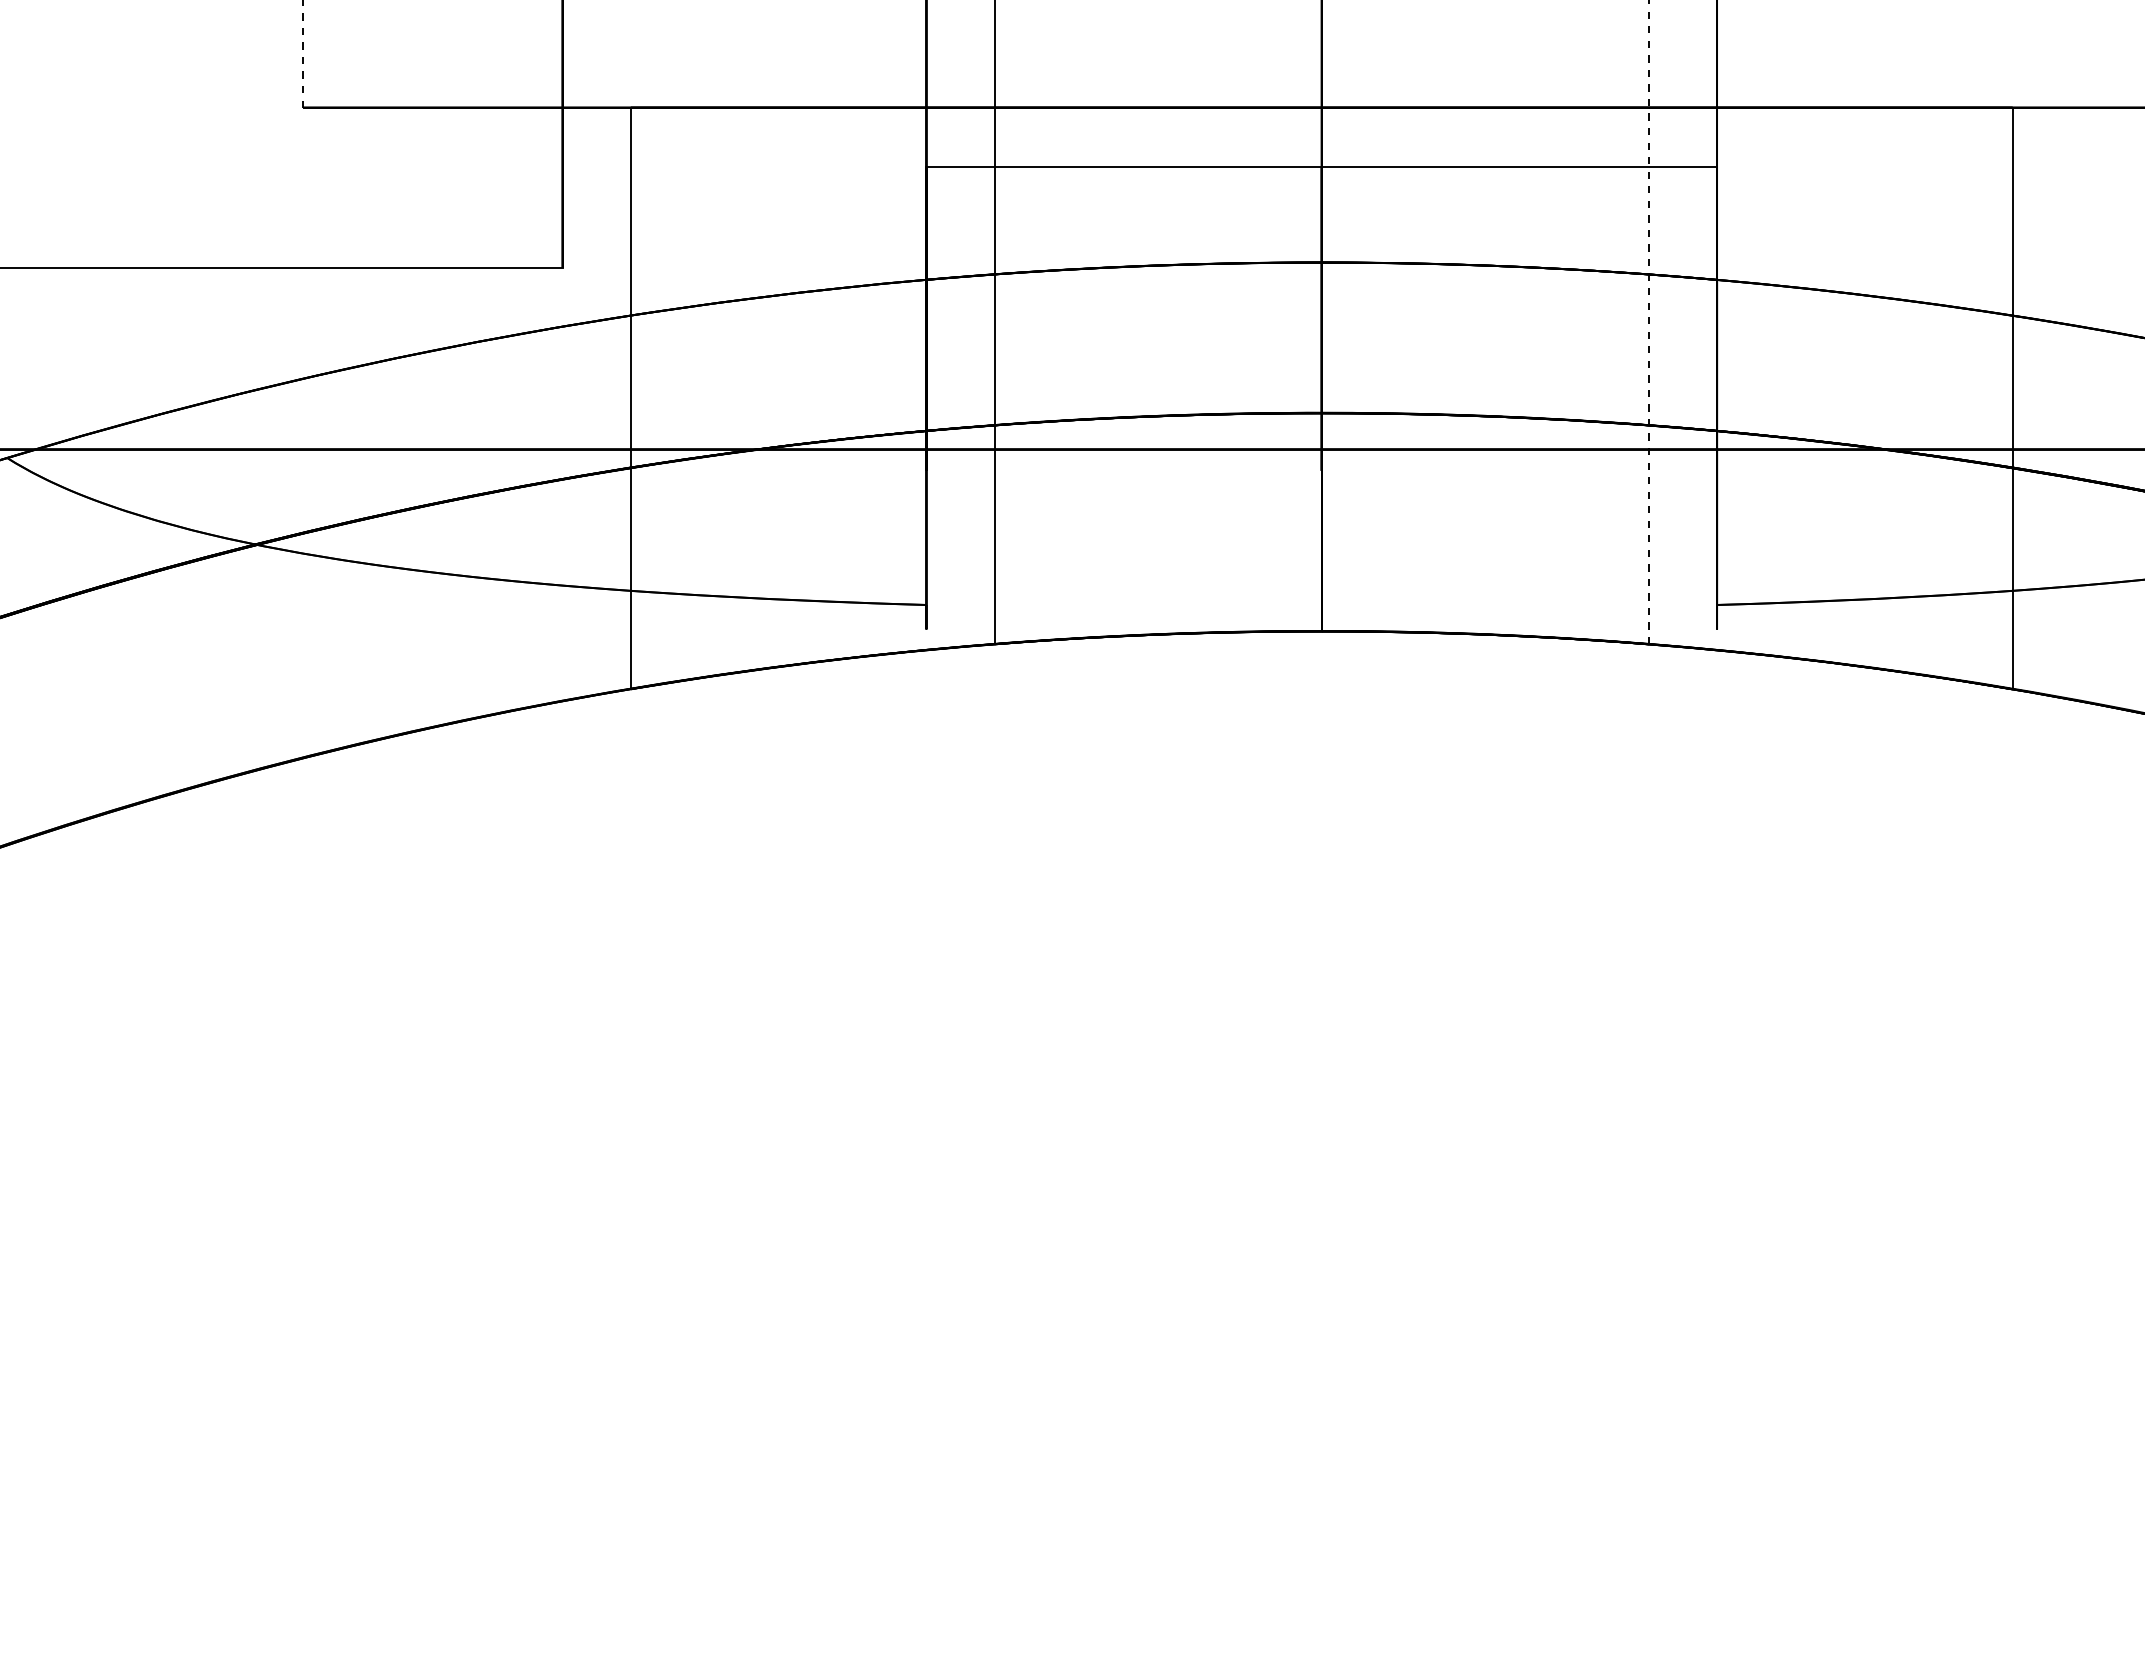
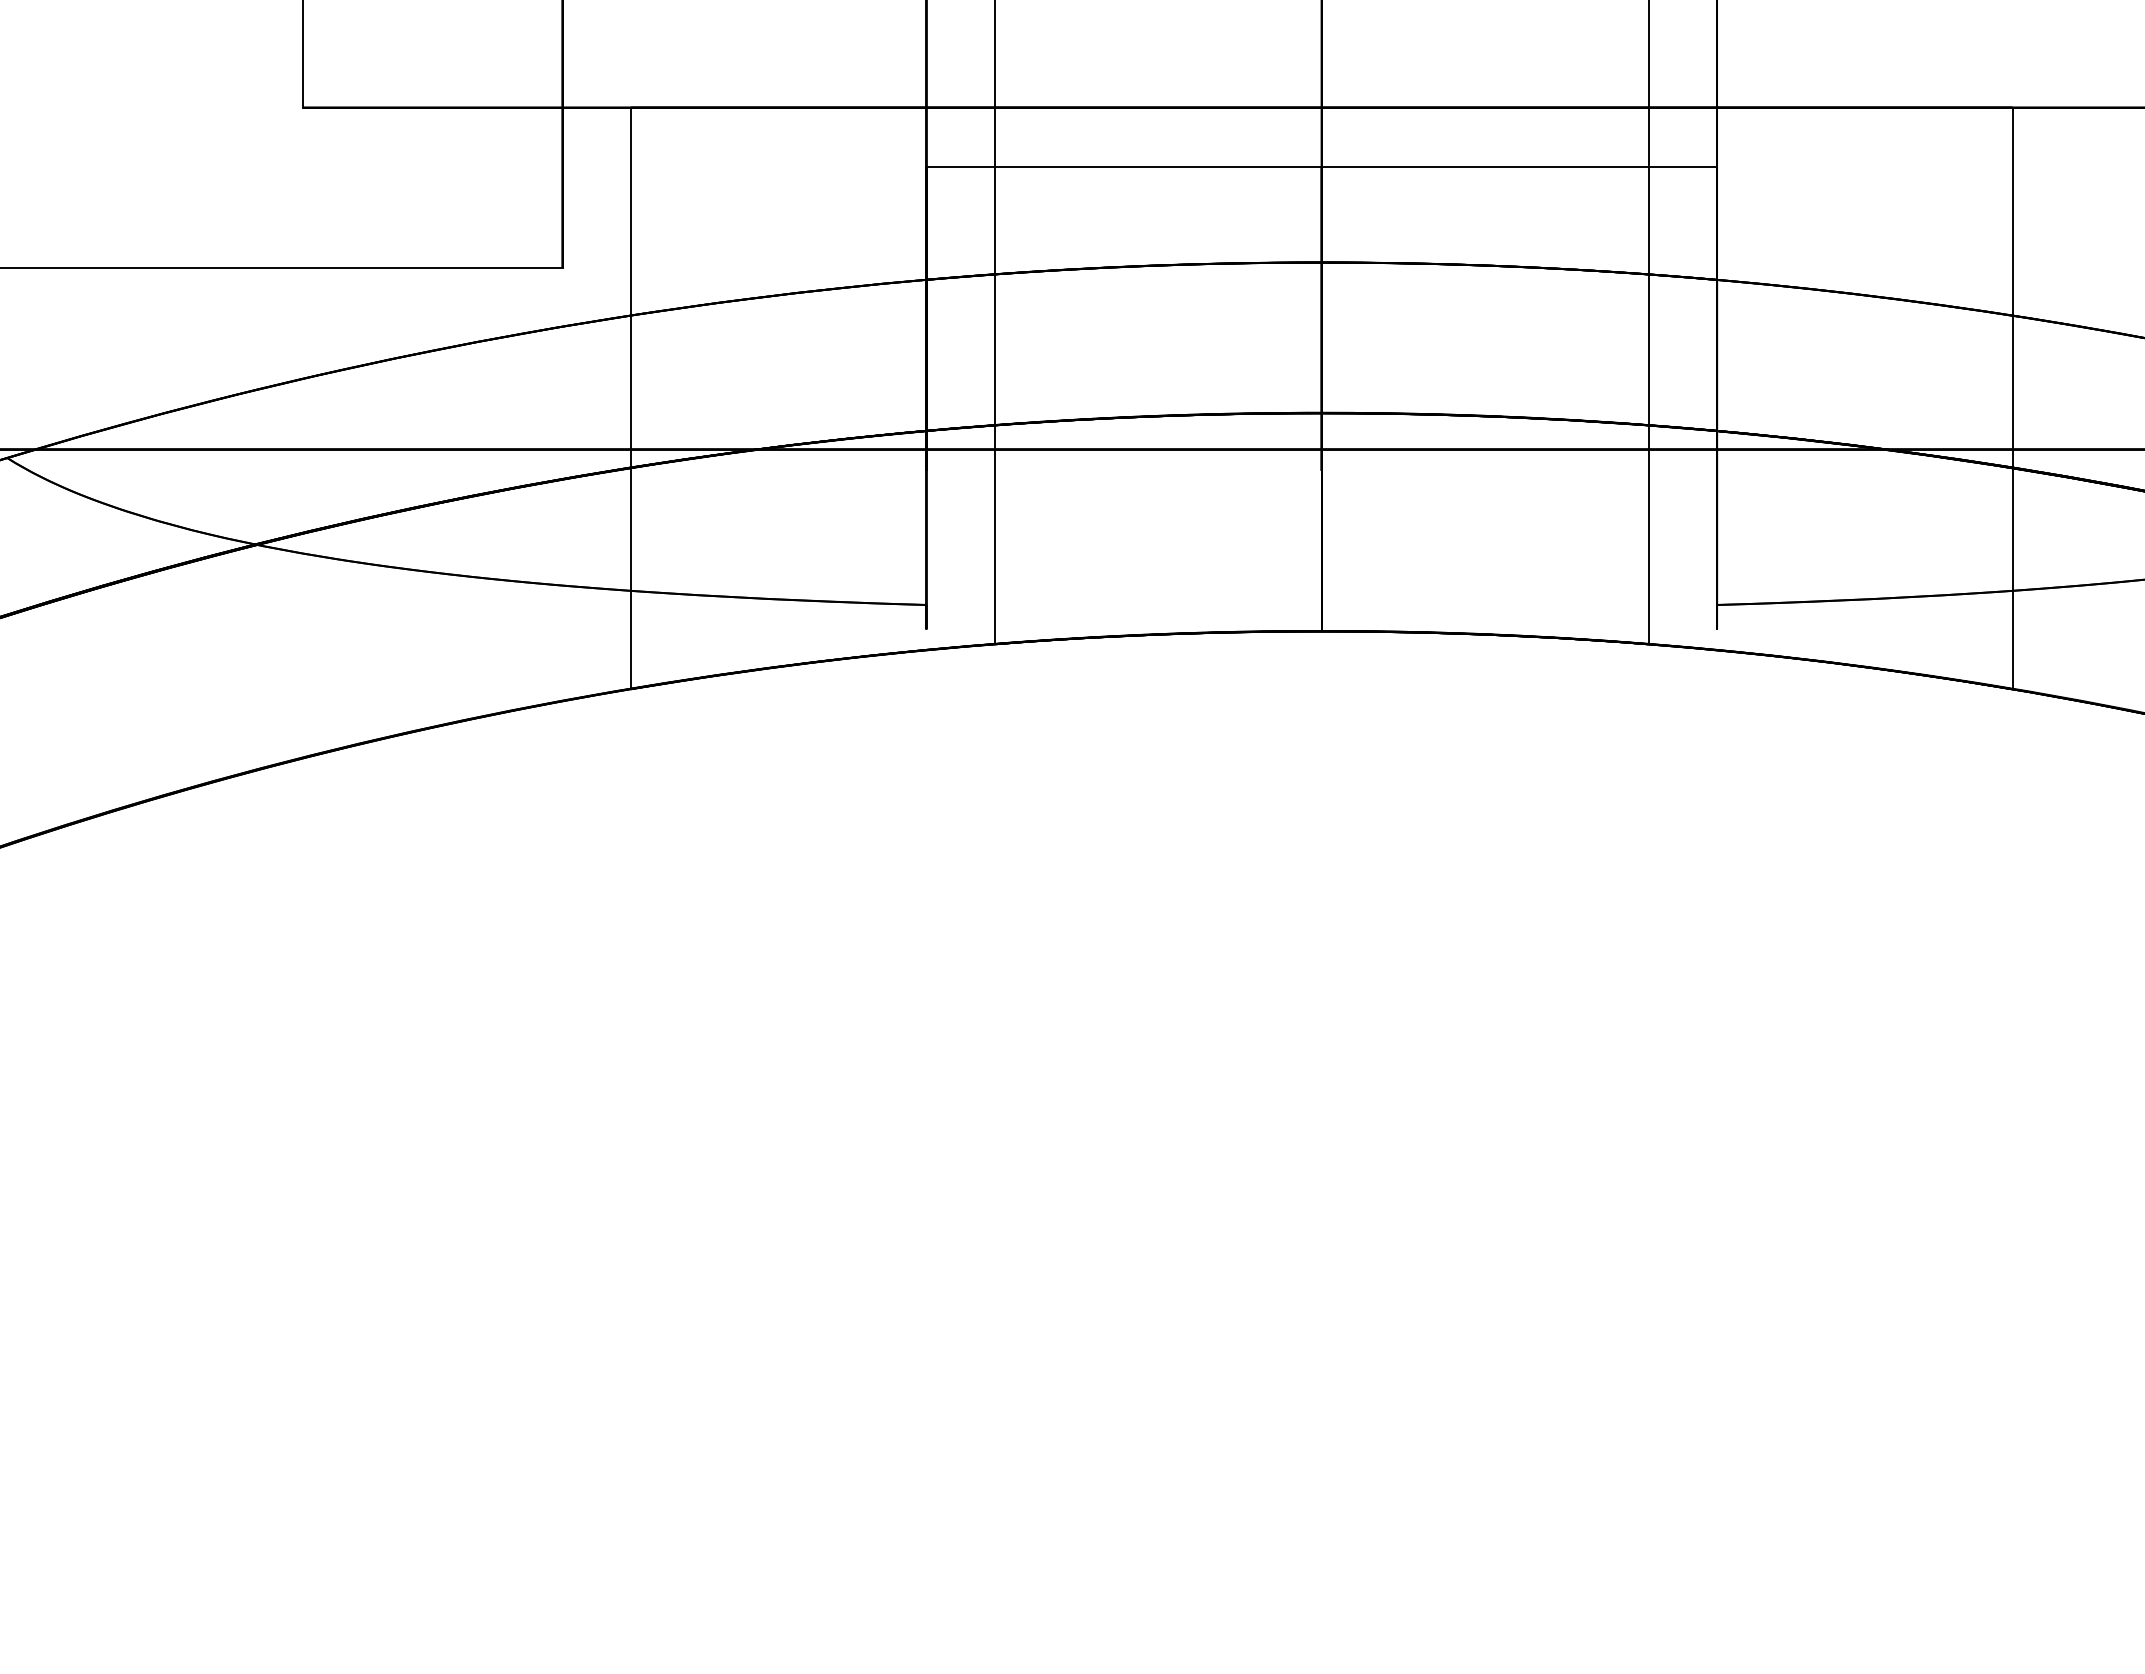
line: dashed -> solid (303, 53)
line: dashed -> solid (1649, 322)
